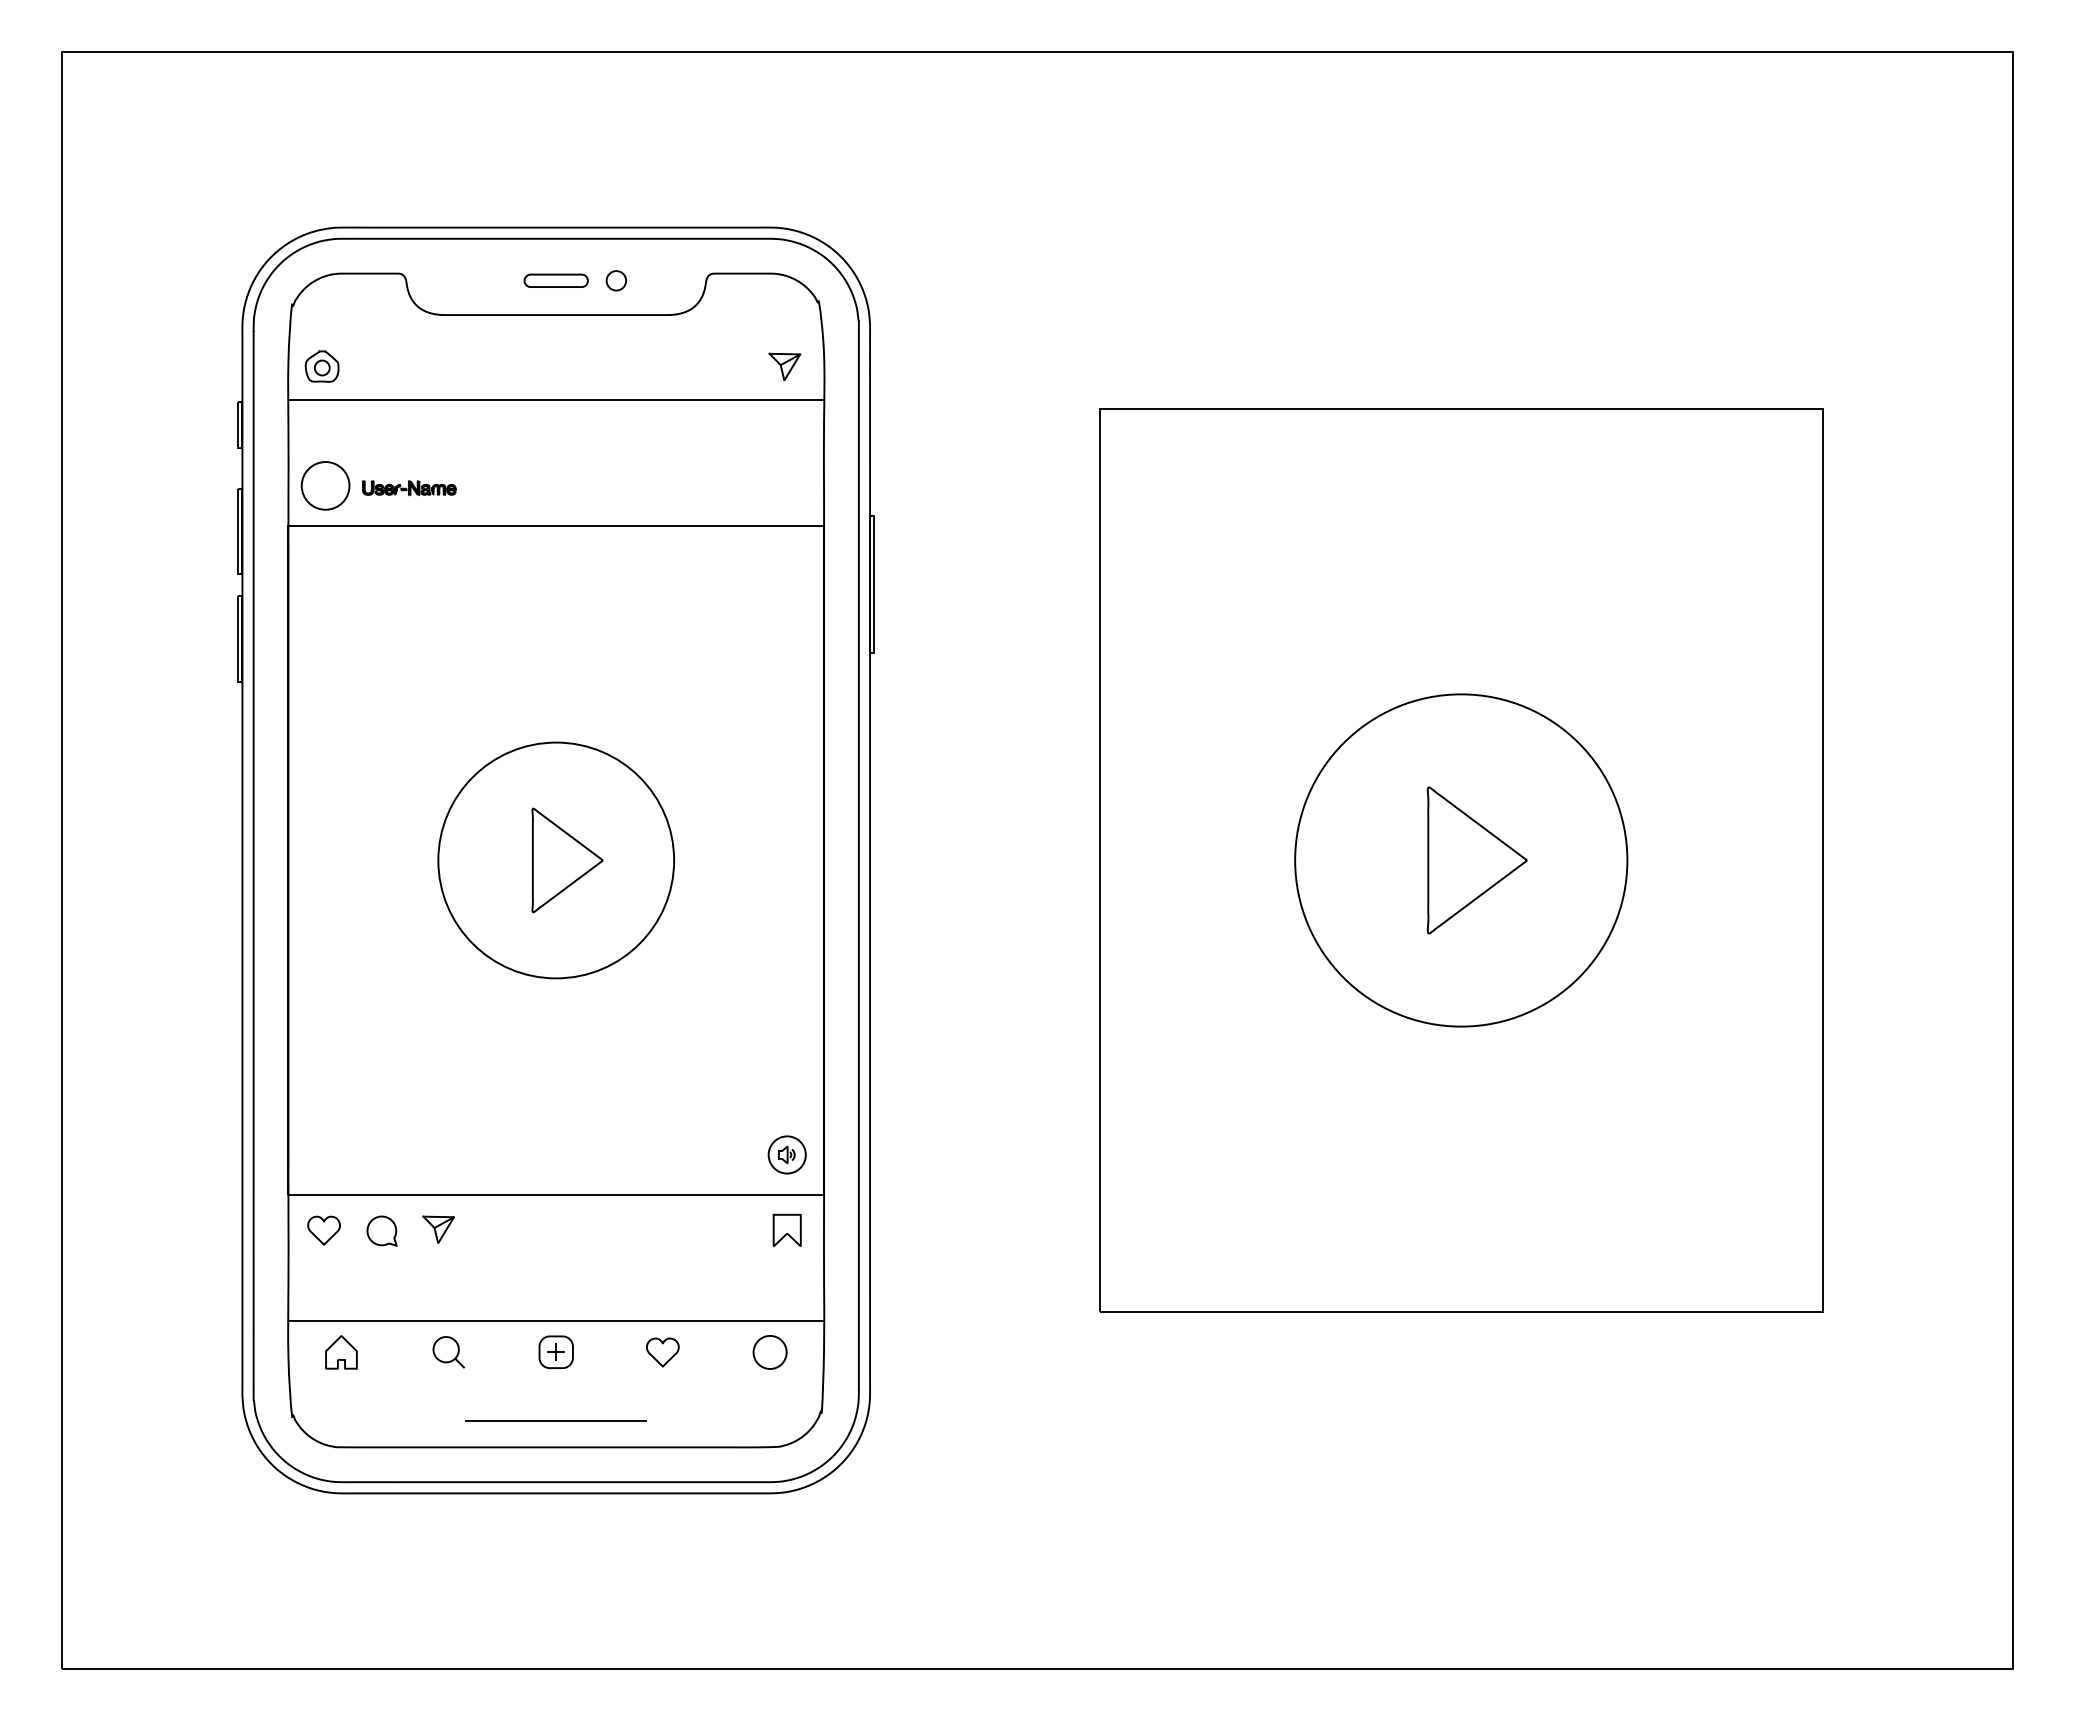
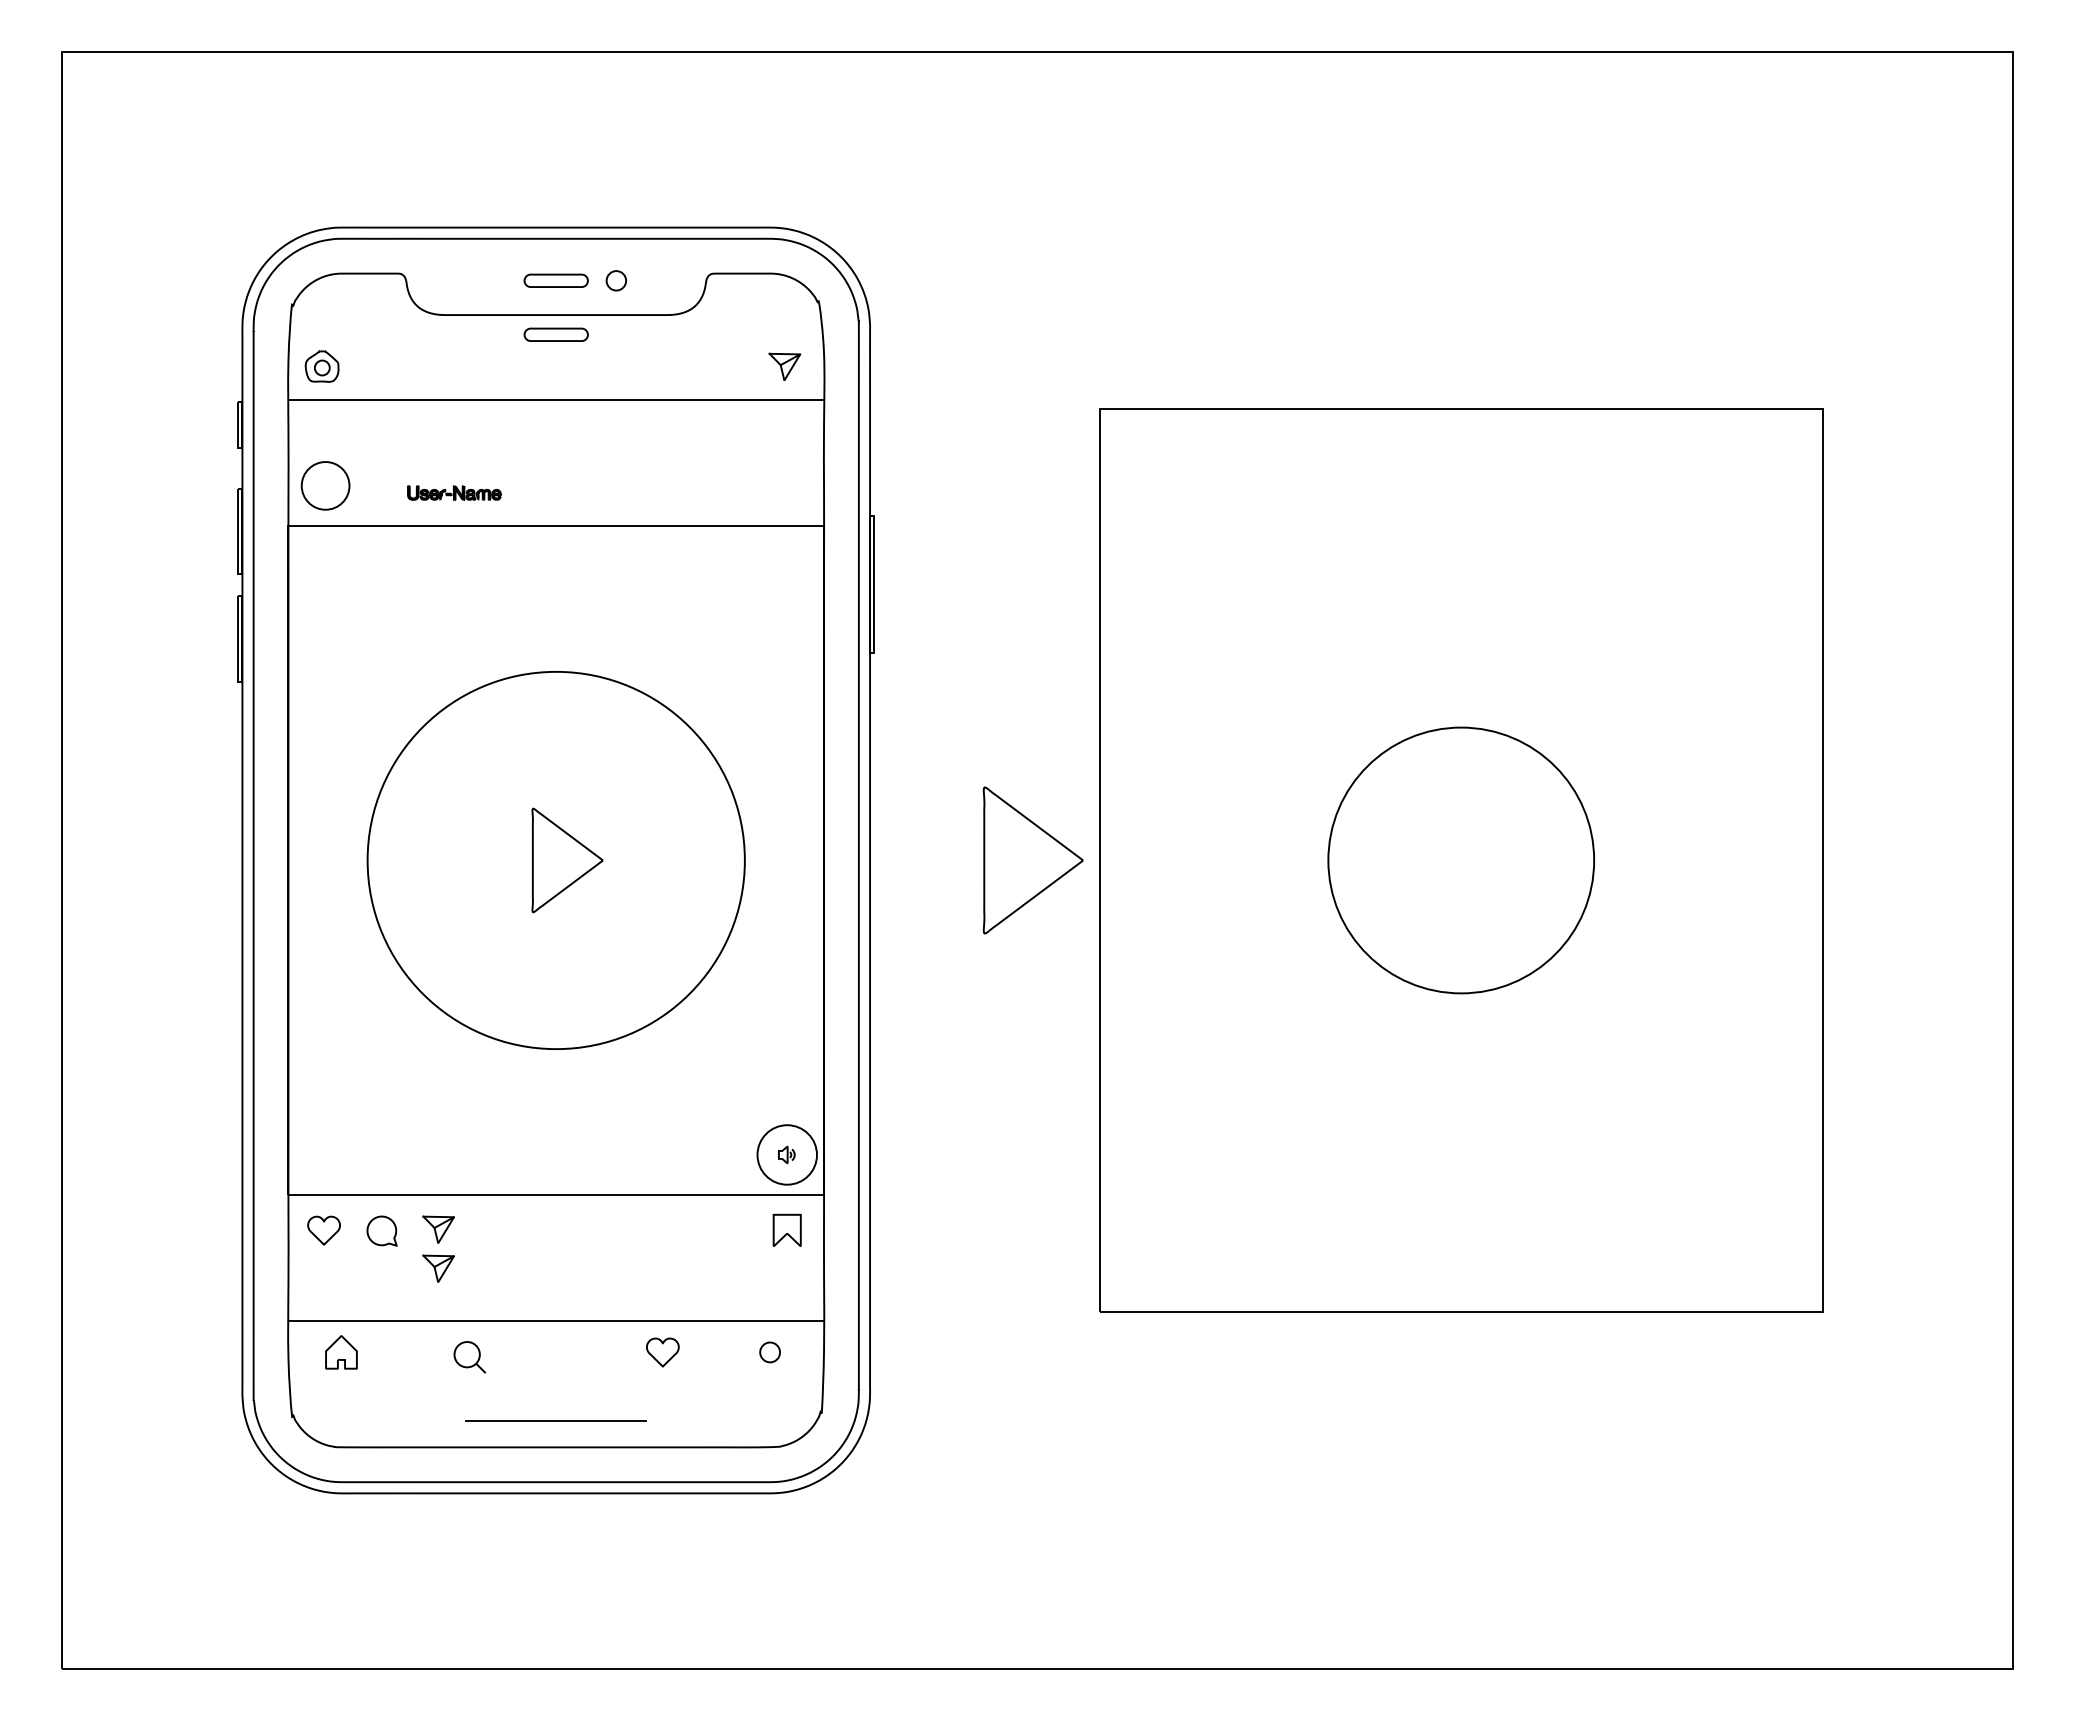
part: none -> present (555, 334)
part position: (409, 488) -> (454, 493) (454, 493)
circle diameter: 236 px -> 377 px (555, 860)
circle diameter: 332 px -> 266 px (1461, 860)
part position: (1476, 860) -> (1032, 860) (1032, 860)
circle diameter: 37 px -> 59 px (787, 1154)
part: none -> present (438, 1268)
part: present -> none (555, 1351)
circle diameter: 33 px -> 20 px (770, 1352)
part position: (448, 1352) -> (469, 1357) (469, 1357)
